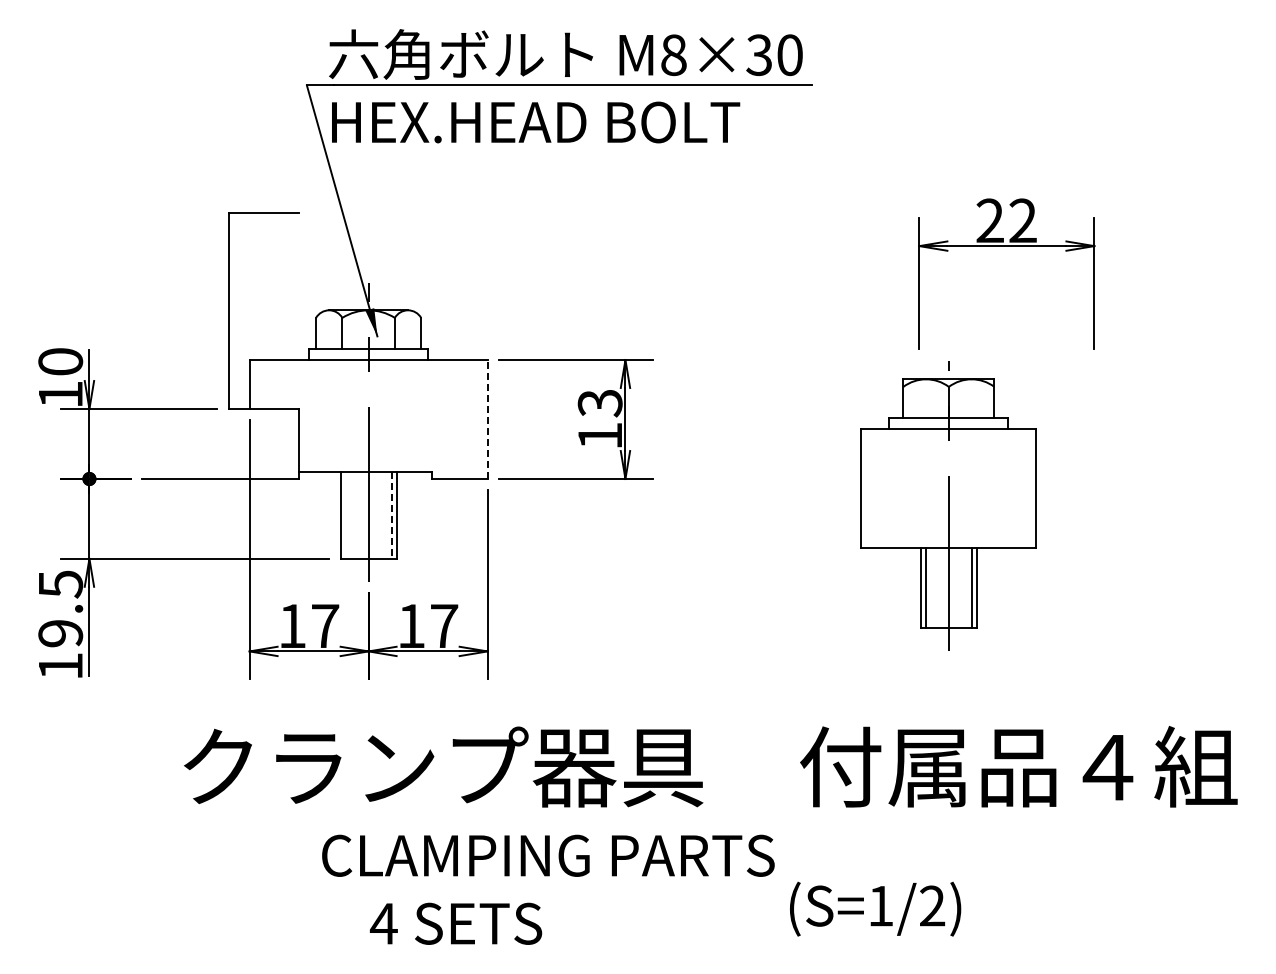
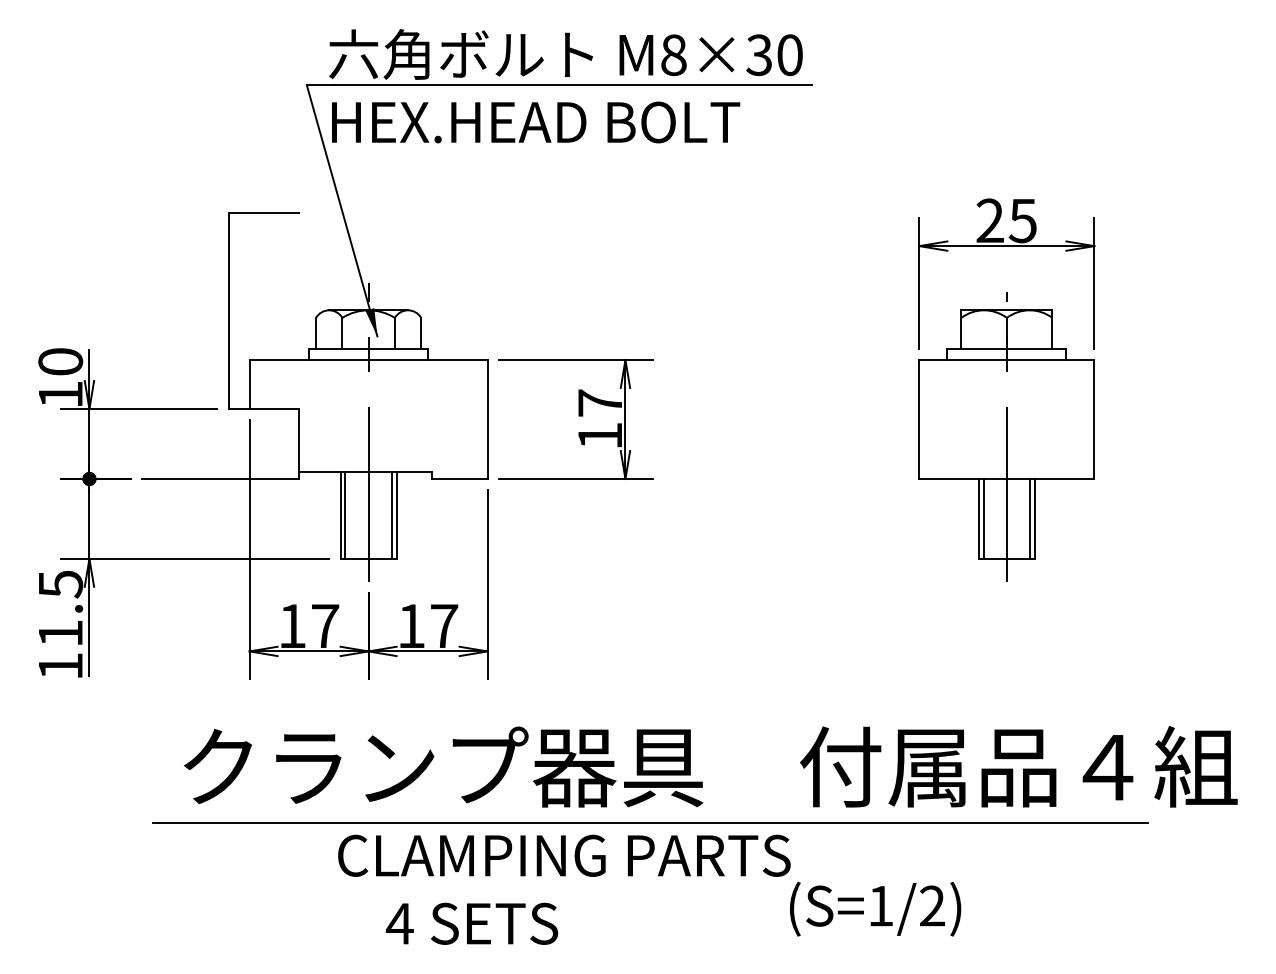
text: 22 -> 25 (1022, 220)
text: 13 -> 17 (599, 403)
line: dashed -> solid (487, 419)
part position: (948, 505) -> (1006, 436) (1006, 436)
line: none -> present (345, 515)
line: dashed -> solid (391, 515)
text: 19.5 -> 11.5 (60, 633)
line: none -> present (650, 822)
text position: (548, 889) -> (564, 889) (564, 889)
